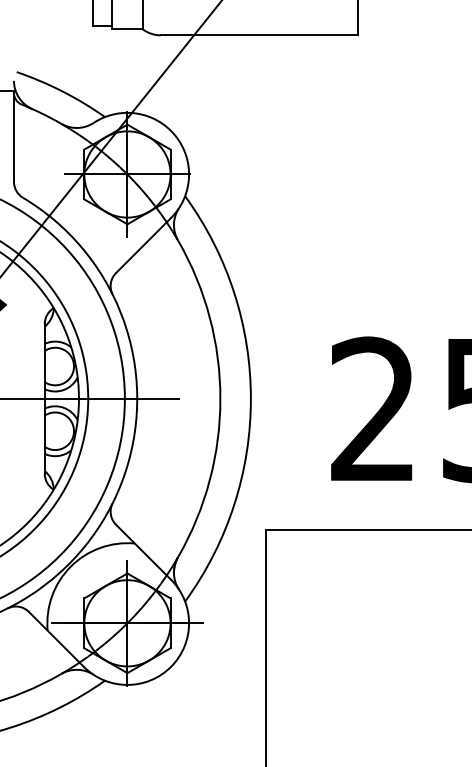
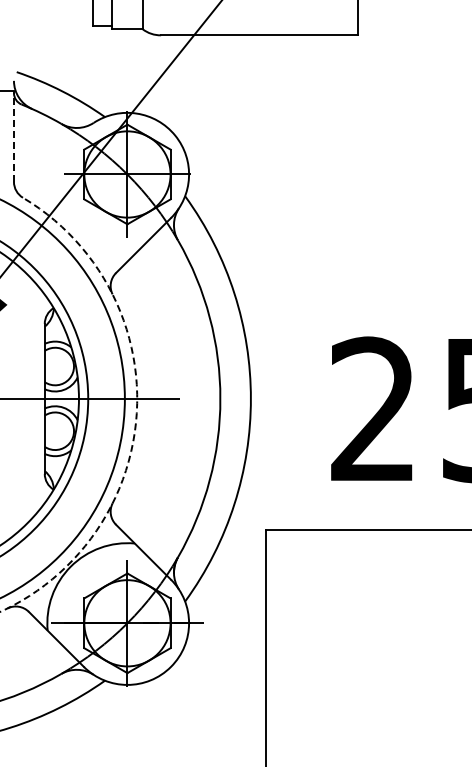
line: solid -> dashed (13, 136)
arc: solid -> dashed (136, 411)
